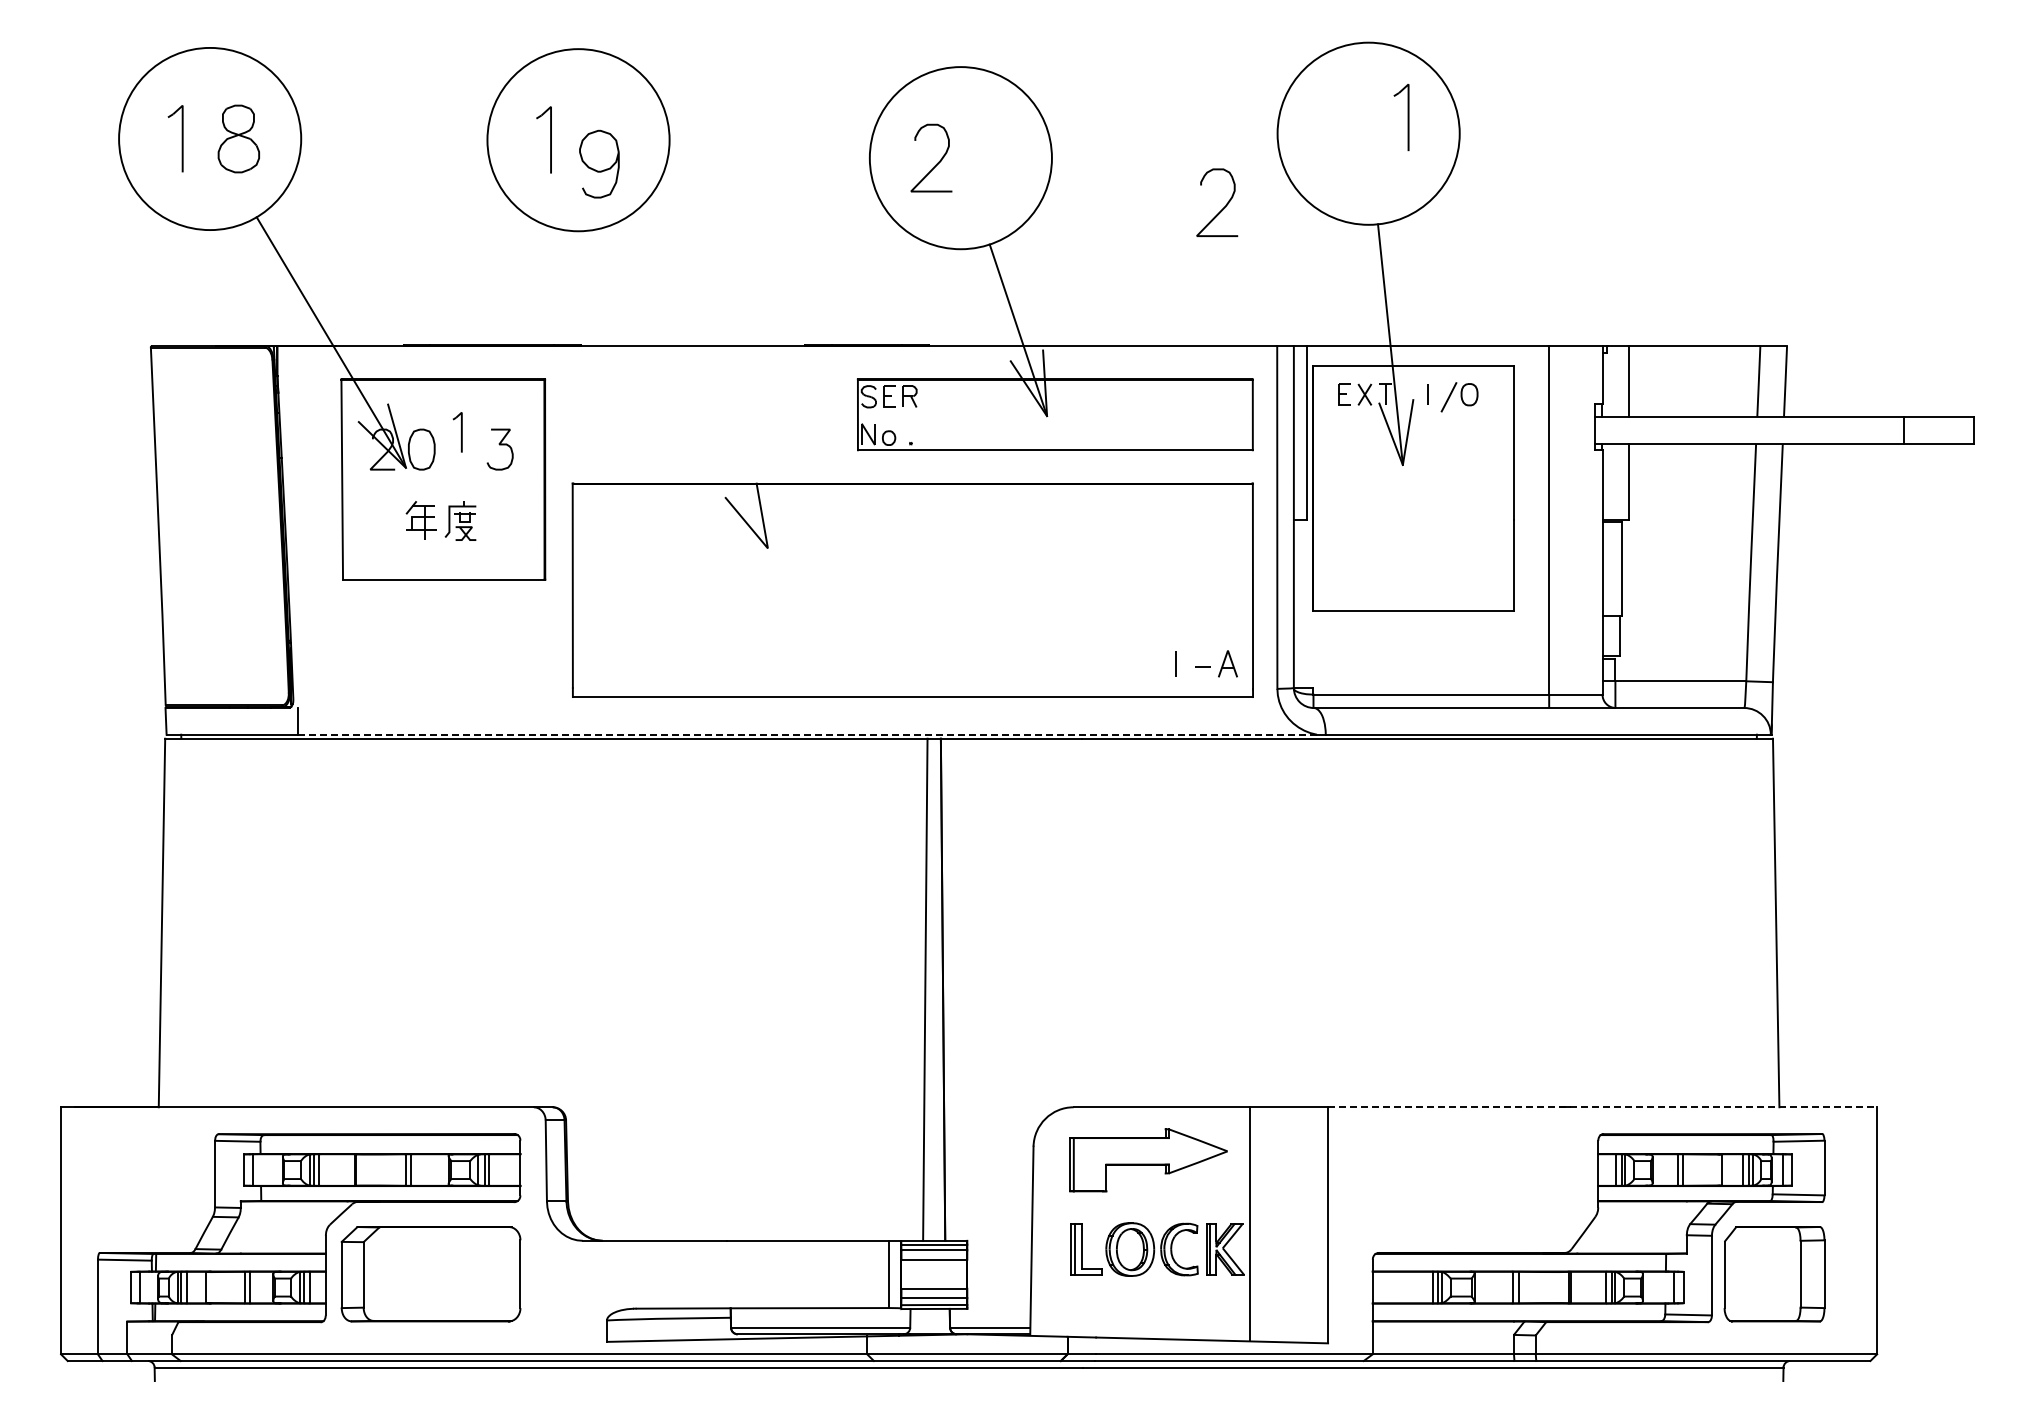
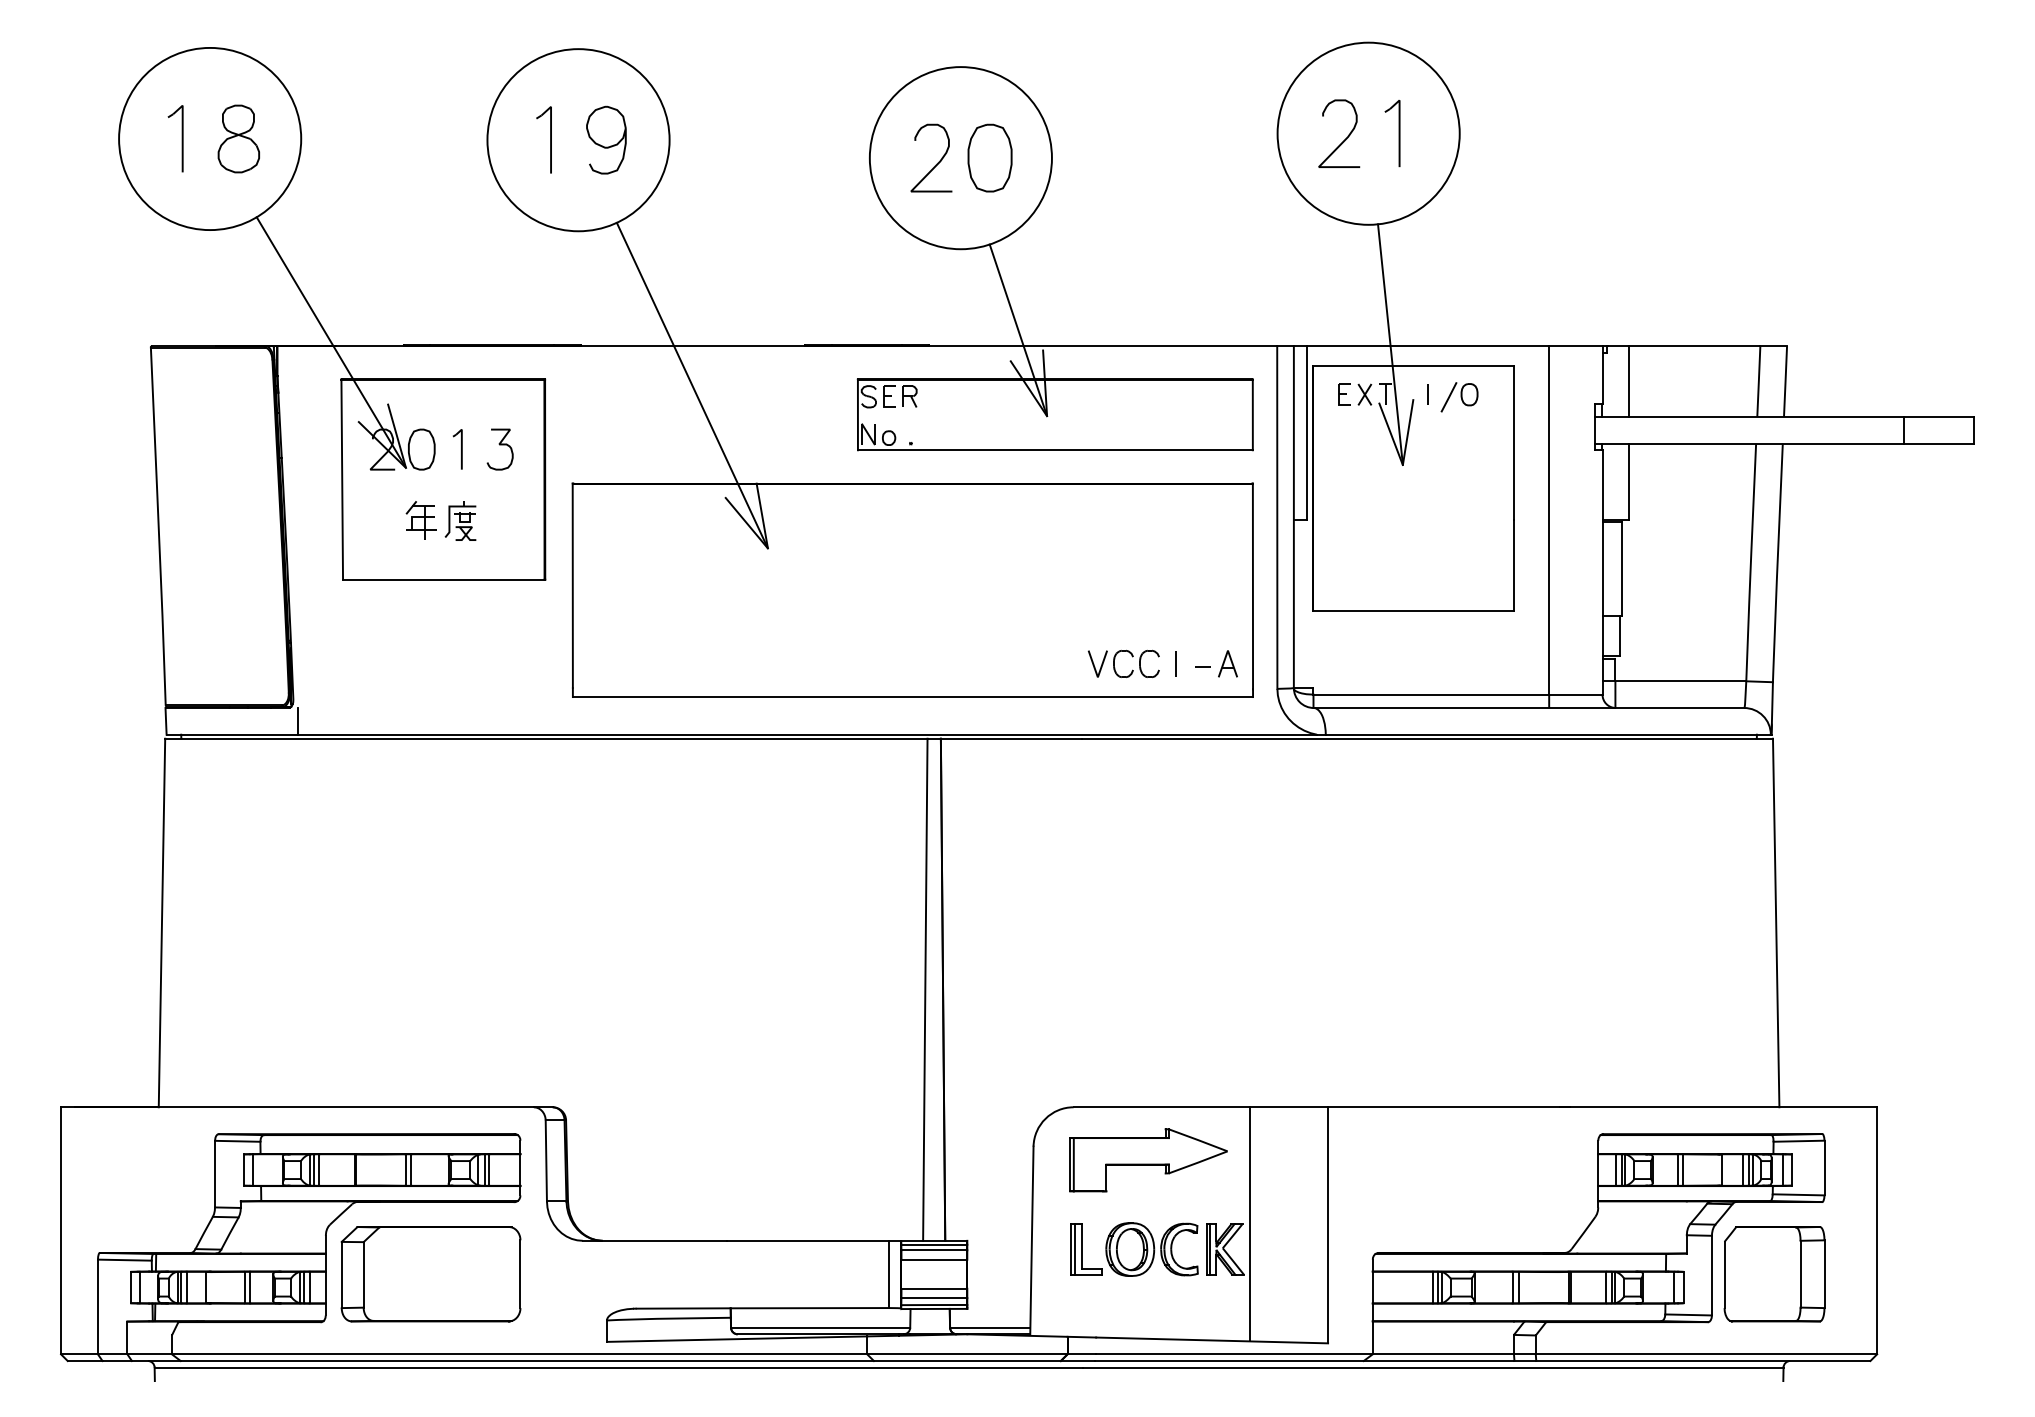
part position: (1401, 117) -> (1392, 133) (1392, 133)
part: none -> present (989, 157)
curve position: (599, 170) -> (606, 146) (606, 146)
curve position: (1223, 207) -> (1345, 138) (1345, 138)
line: none -> present (691, 385)
part position: (457, 432) -> (457, 449) (457, 449)
part: none -> present (1115, 659)
line: dashed -> solid (807, 734)
line: dashed -> solid (1602, 1107)
